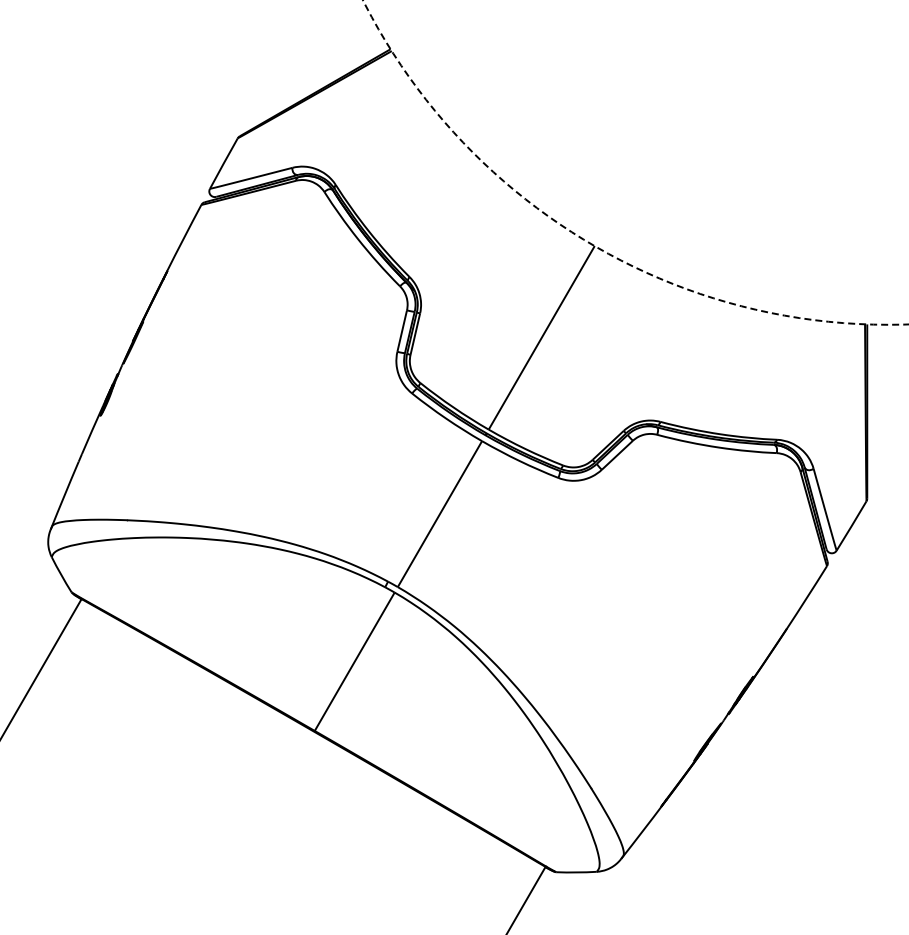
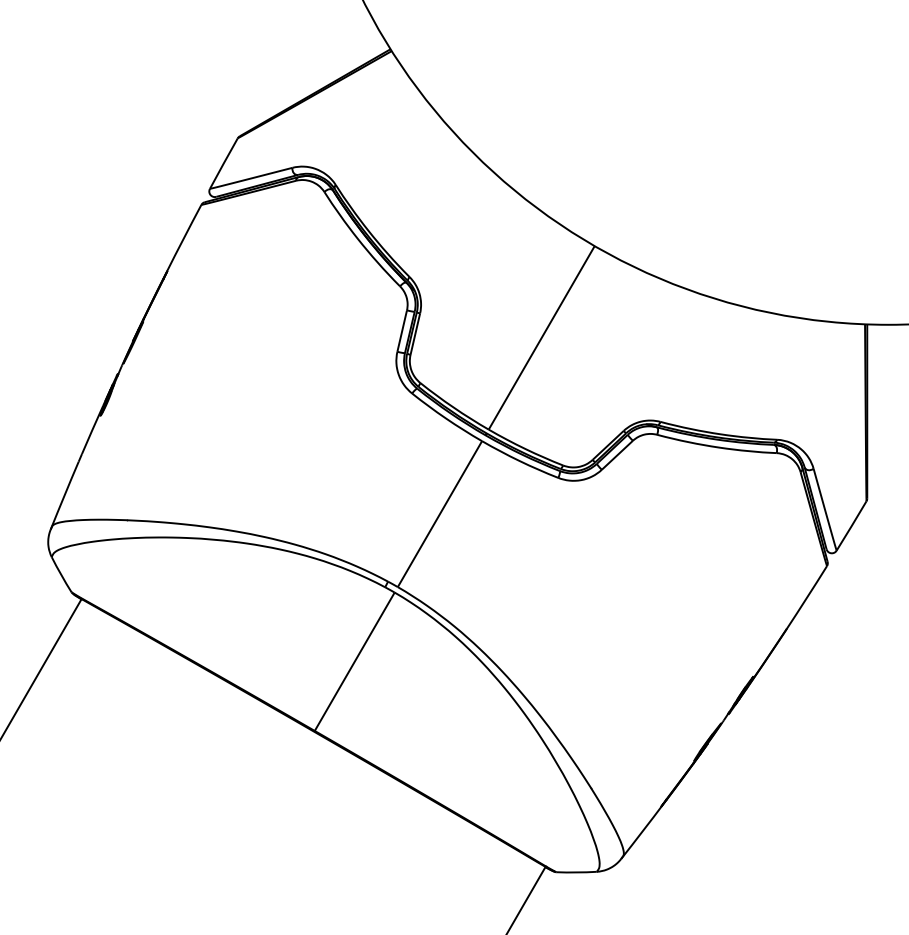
circle: dashed -> solid (635, 162)
